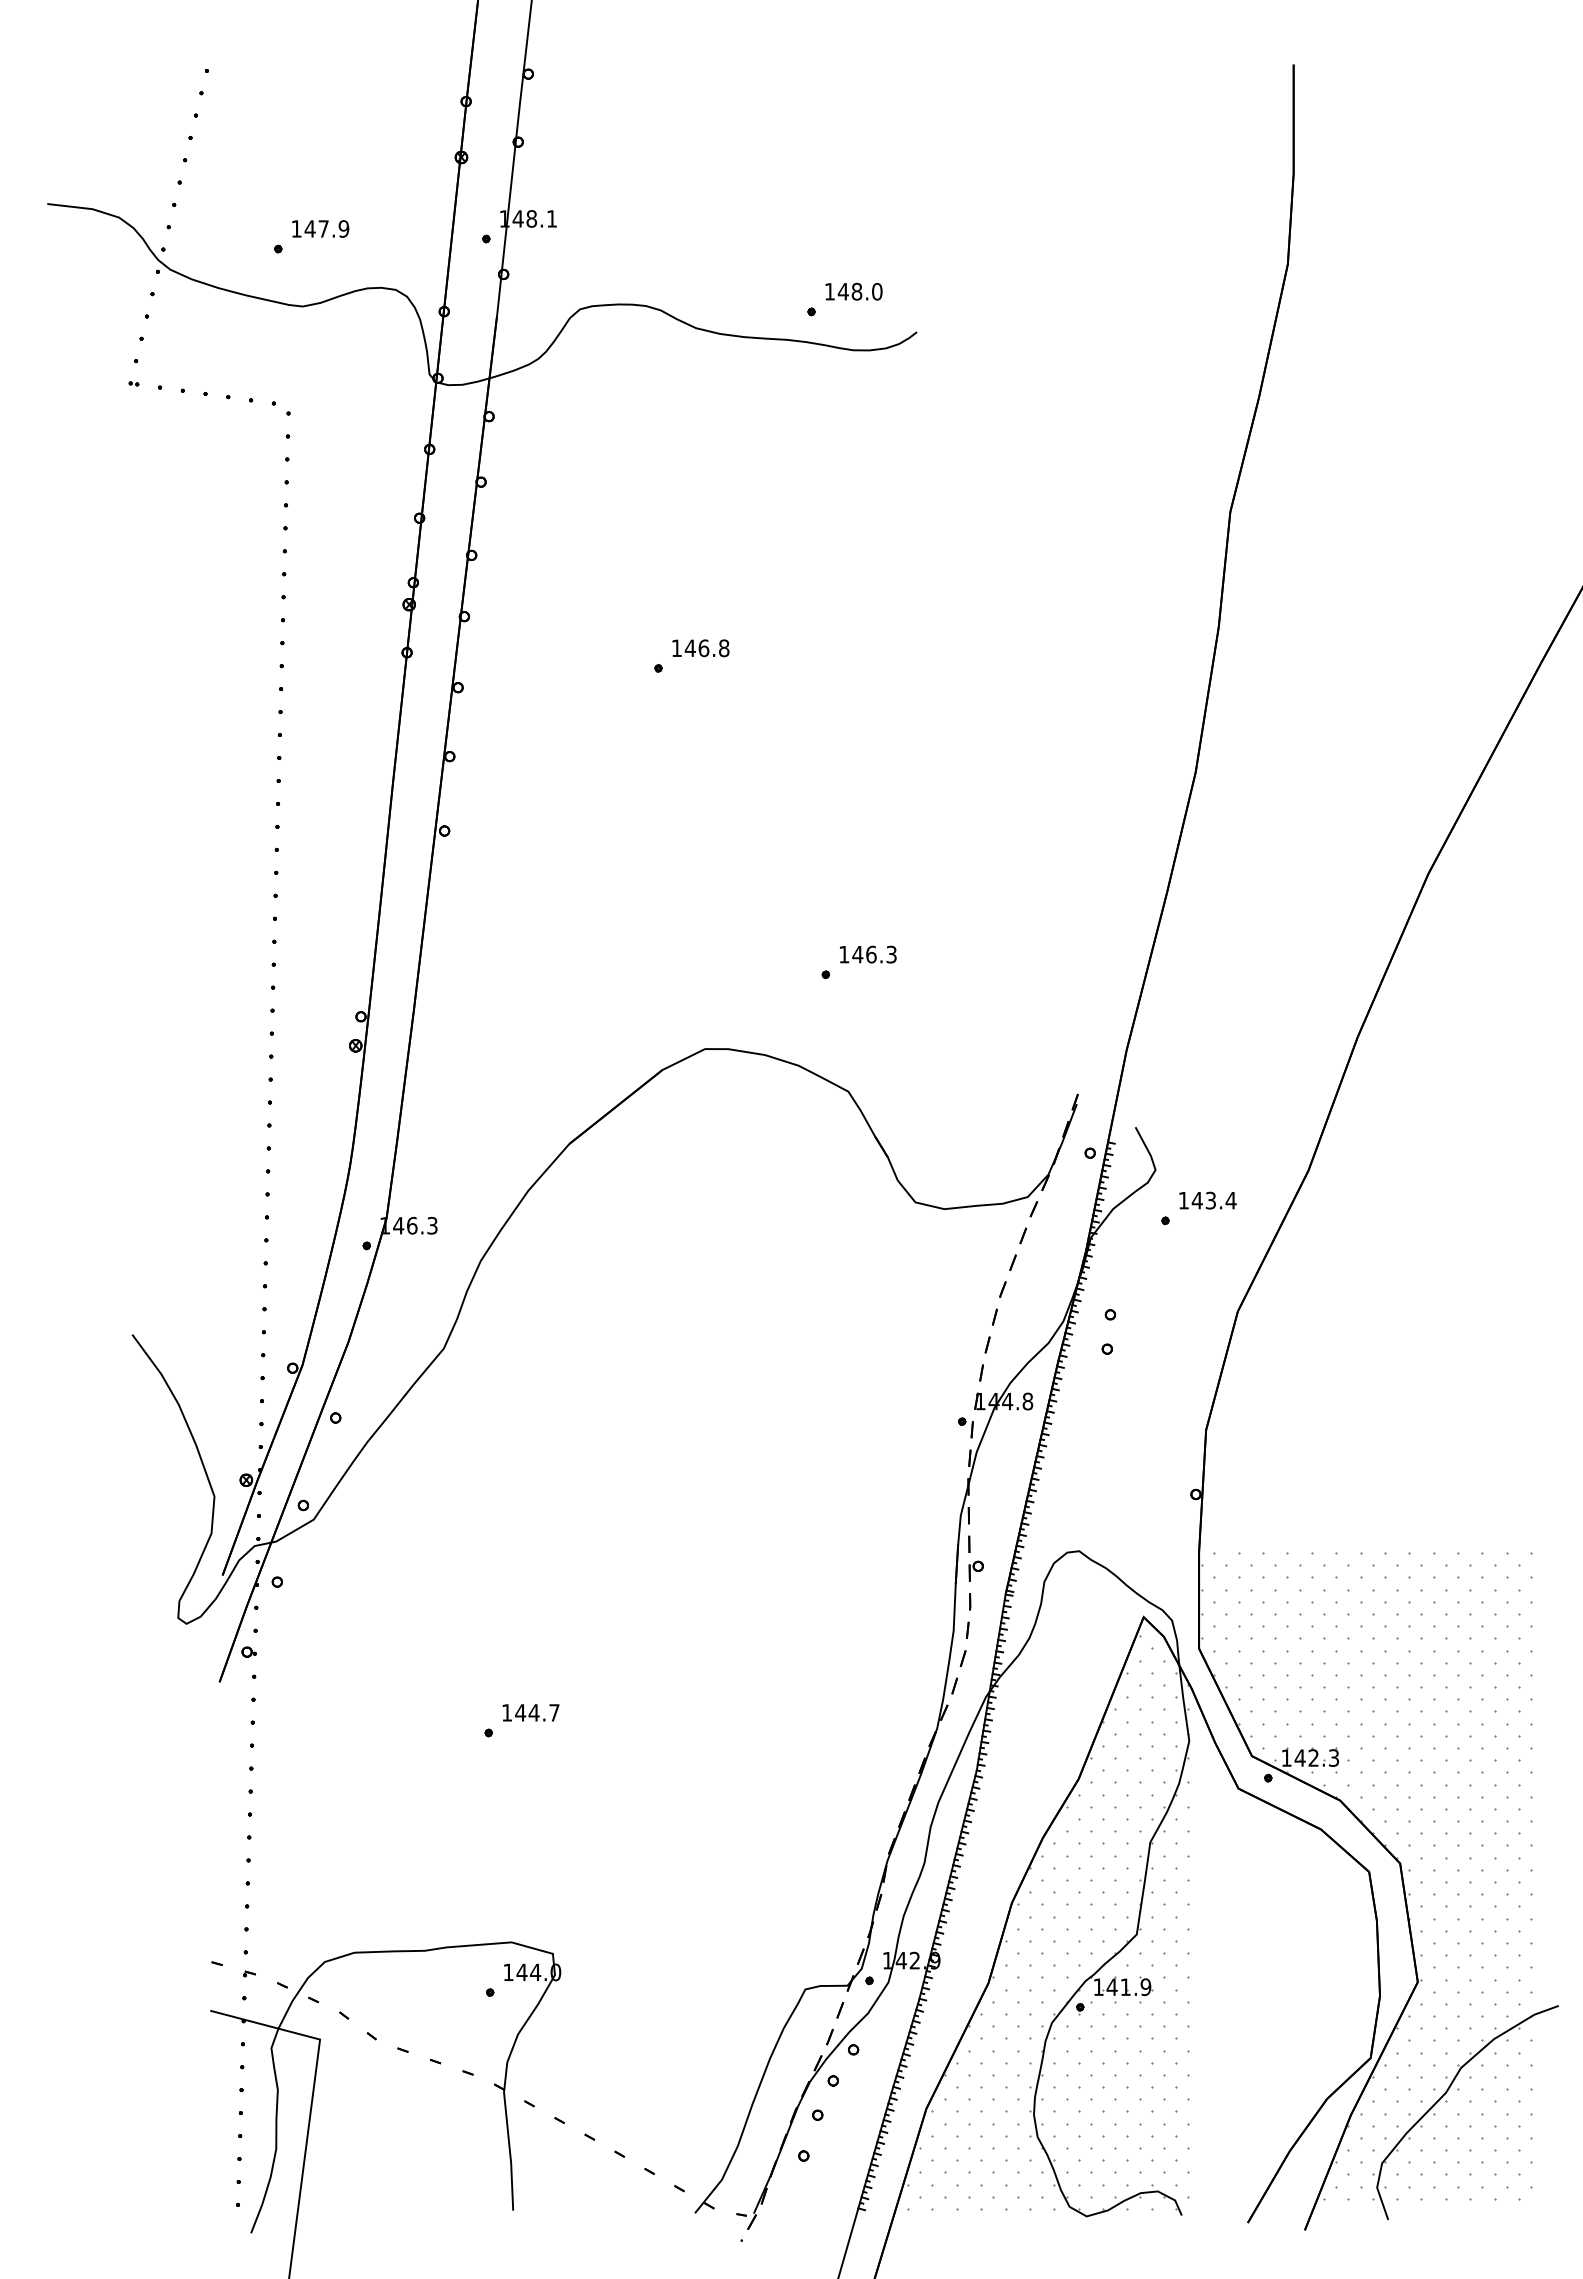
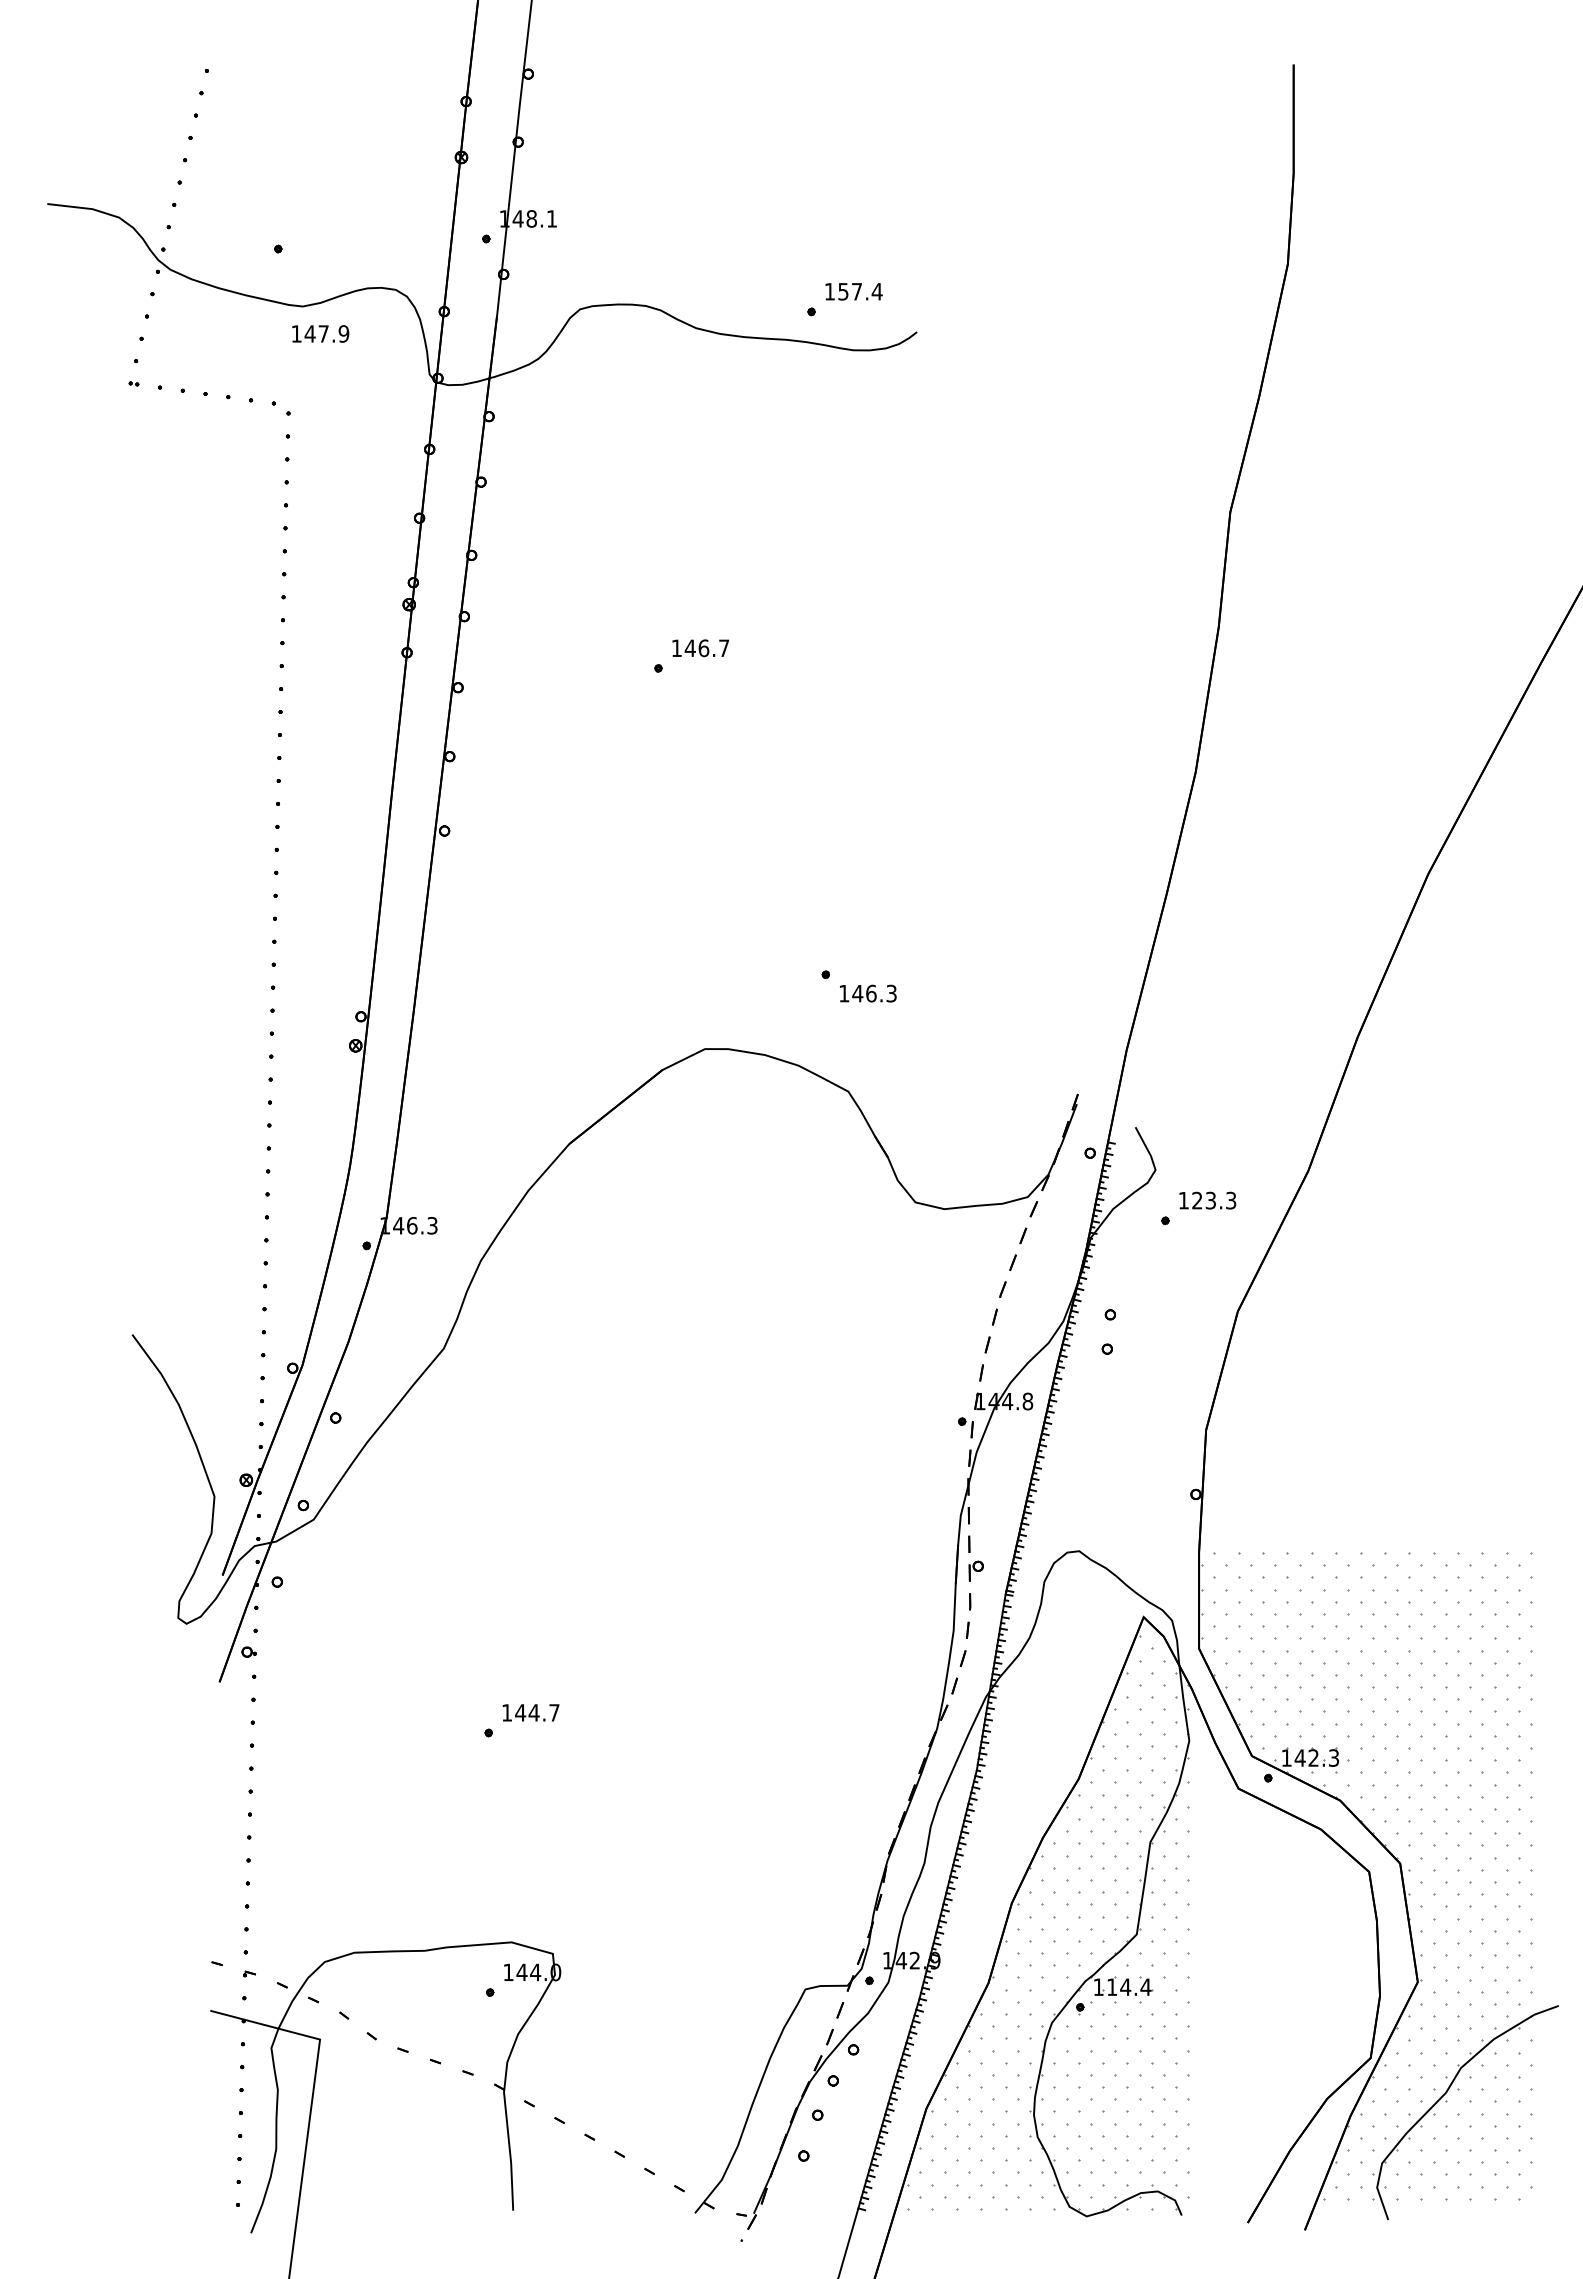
text position: (320, 228) -> (320, 333) (320, 333)
text: 148.0 -> 157.4 (859, 291)
text: 146.8 -> 146.7 (724, 648)
text position: (868, 954) -> (868, 993) (868, 993)
text: 143.4 -> 123.3 (1213, 1200)
text: 141.9 -> 114.4 (1128, 1987)
